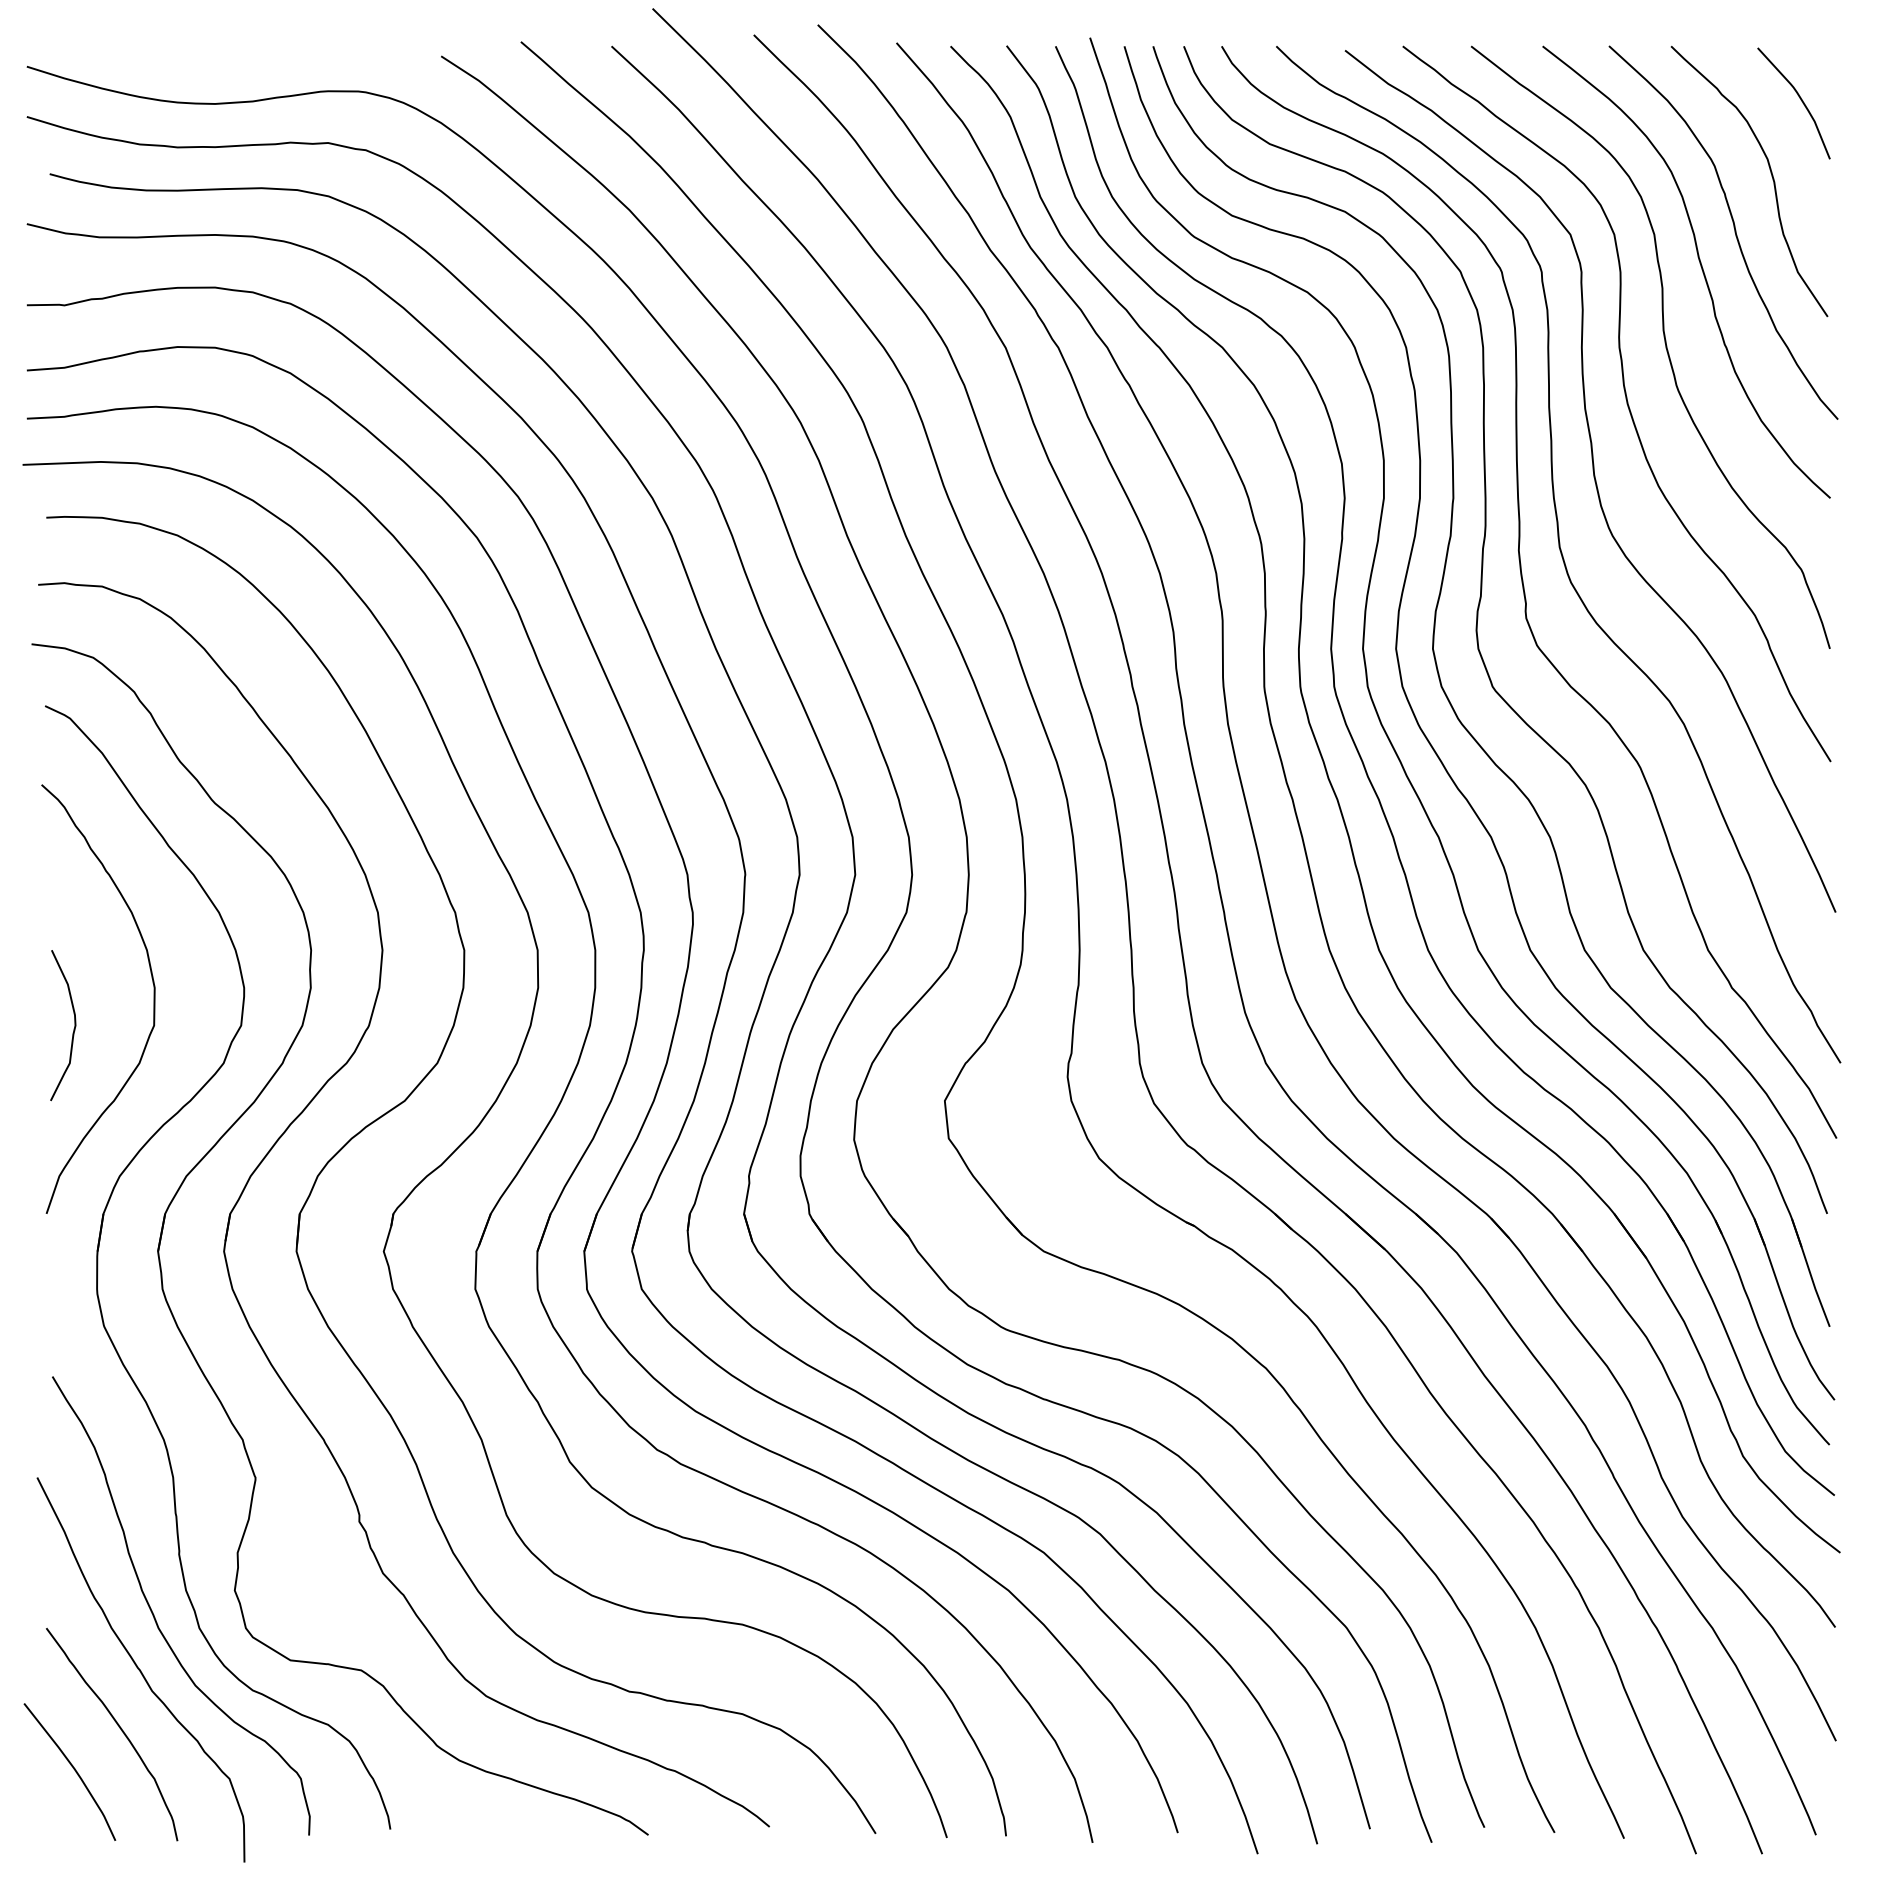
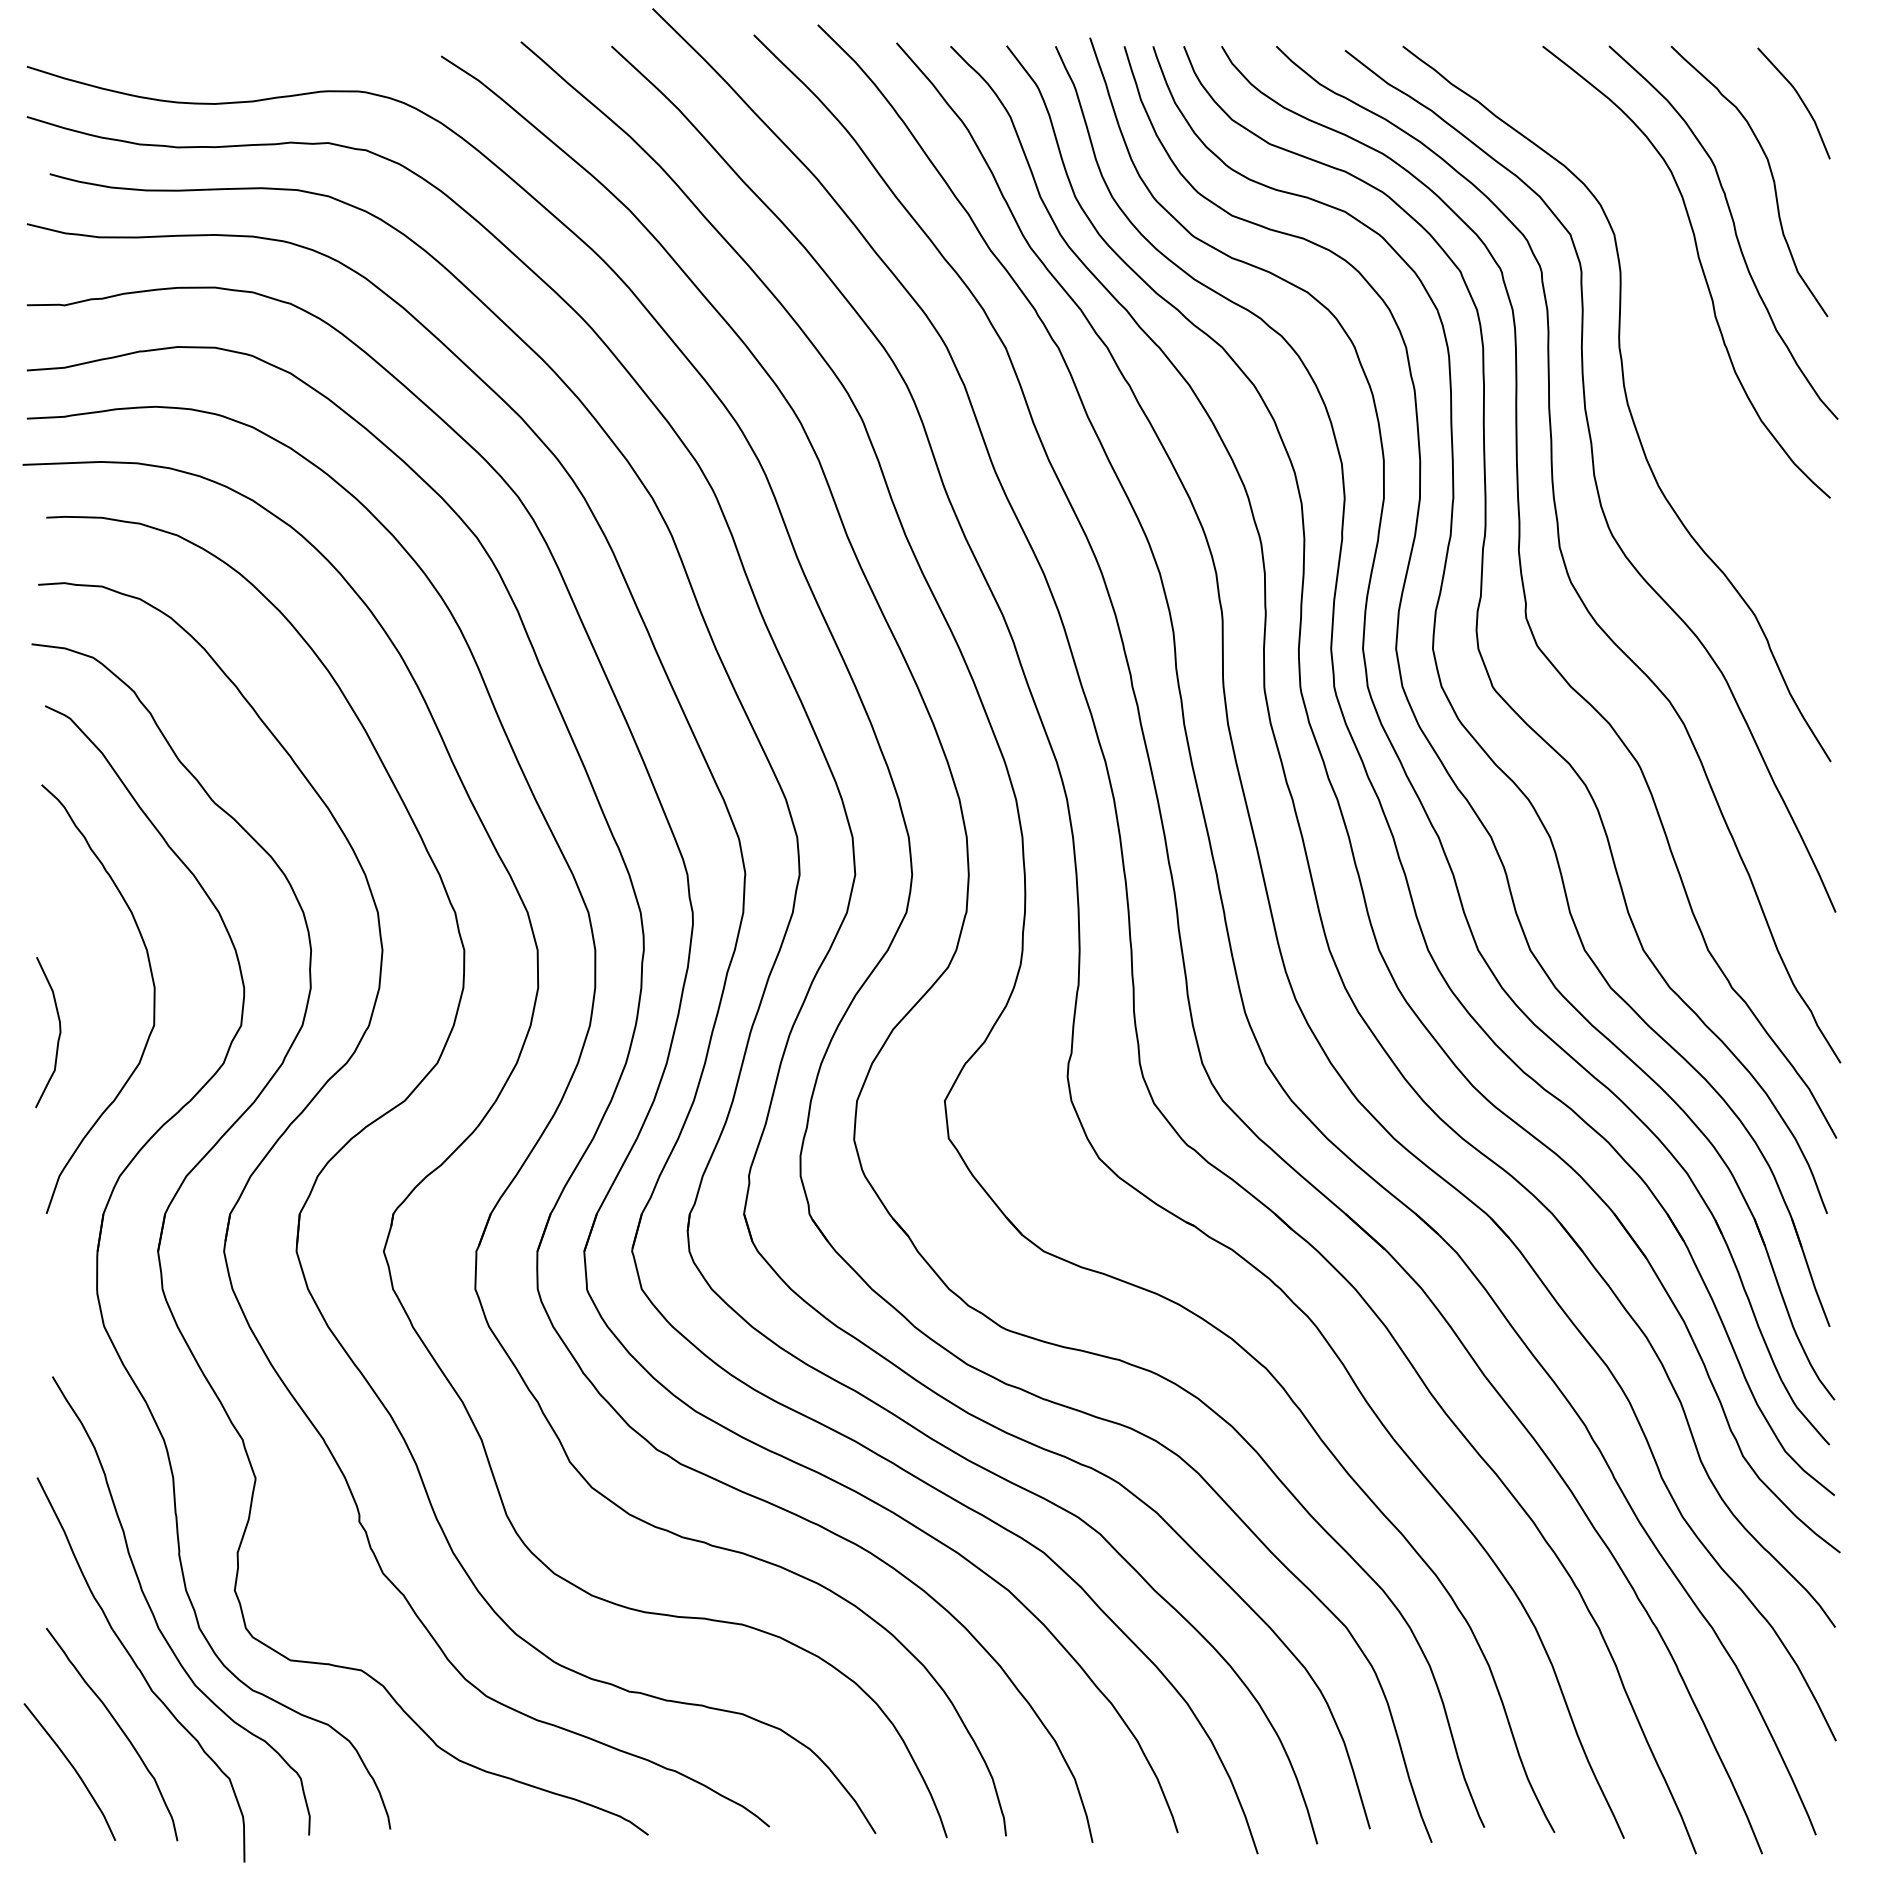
curve: present -> none (1664, 343)
curve position: (73, 1028) -> (58, 1035) (58, 1035)
